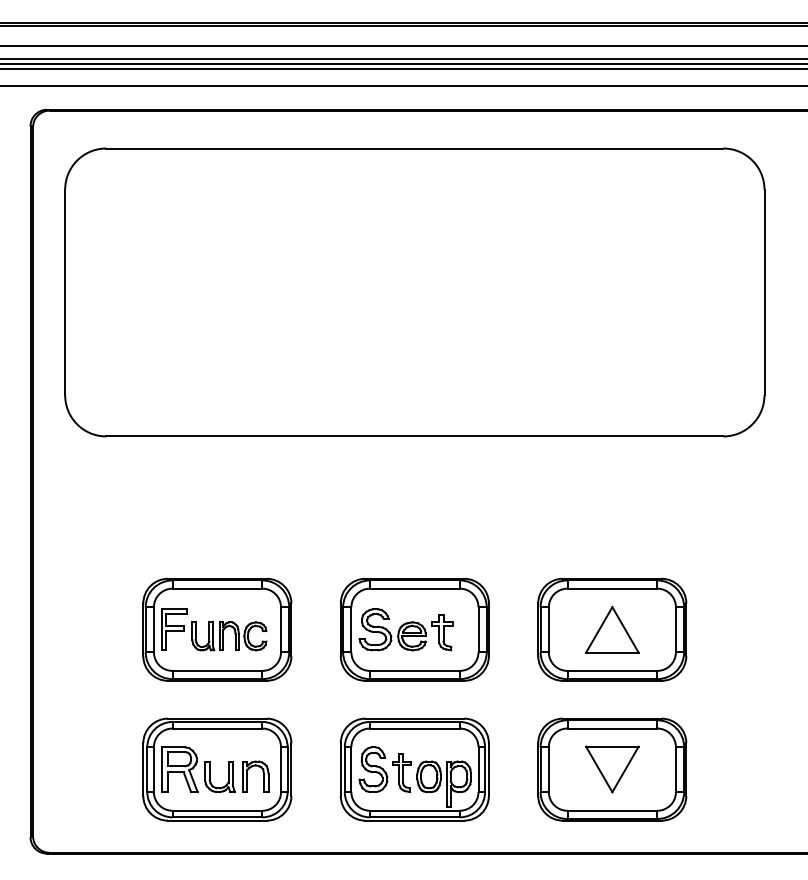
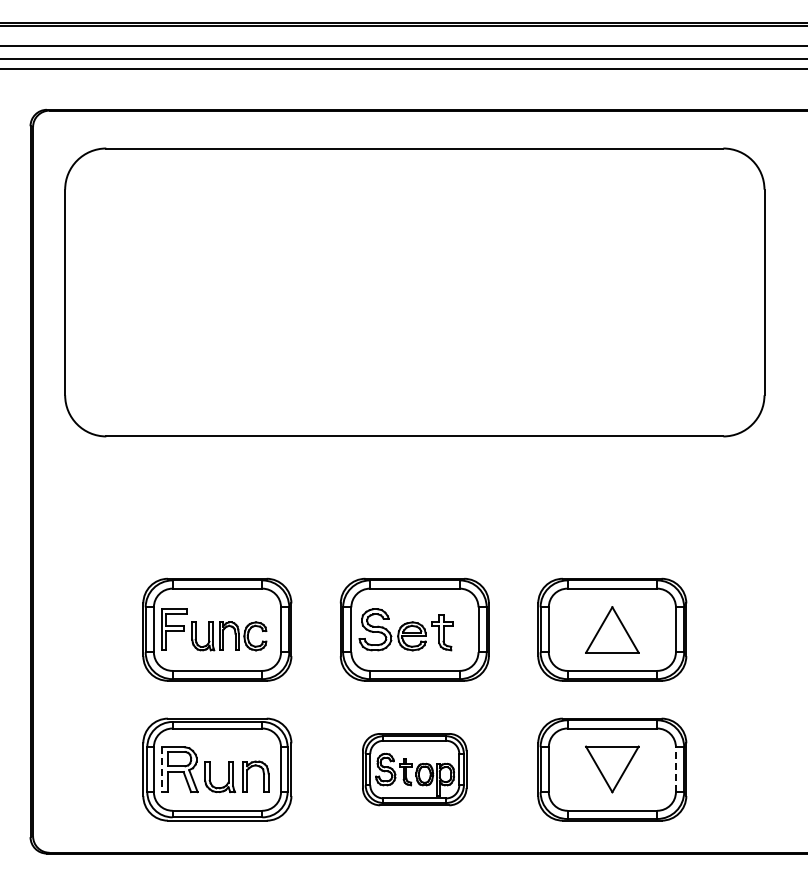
line: present -> none (403, 64)
line: present -> none (403, 85)
part size: 151x105 px -> 106x74 px (414, 769)
line: solid -> dashed (675, 769)
line: solid -> dashed (162, 770)
